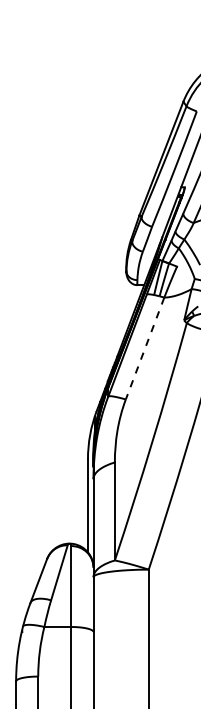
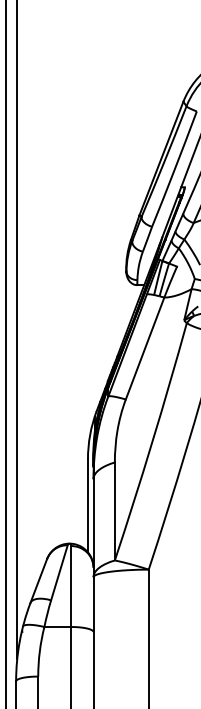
line: none -> present (17, 330)
line: dashed -> solid (144, 349)
line: none -> present (6, 353)
